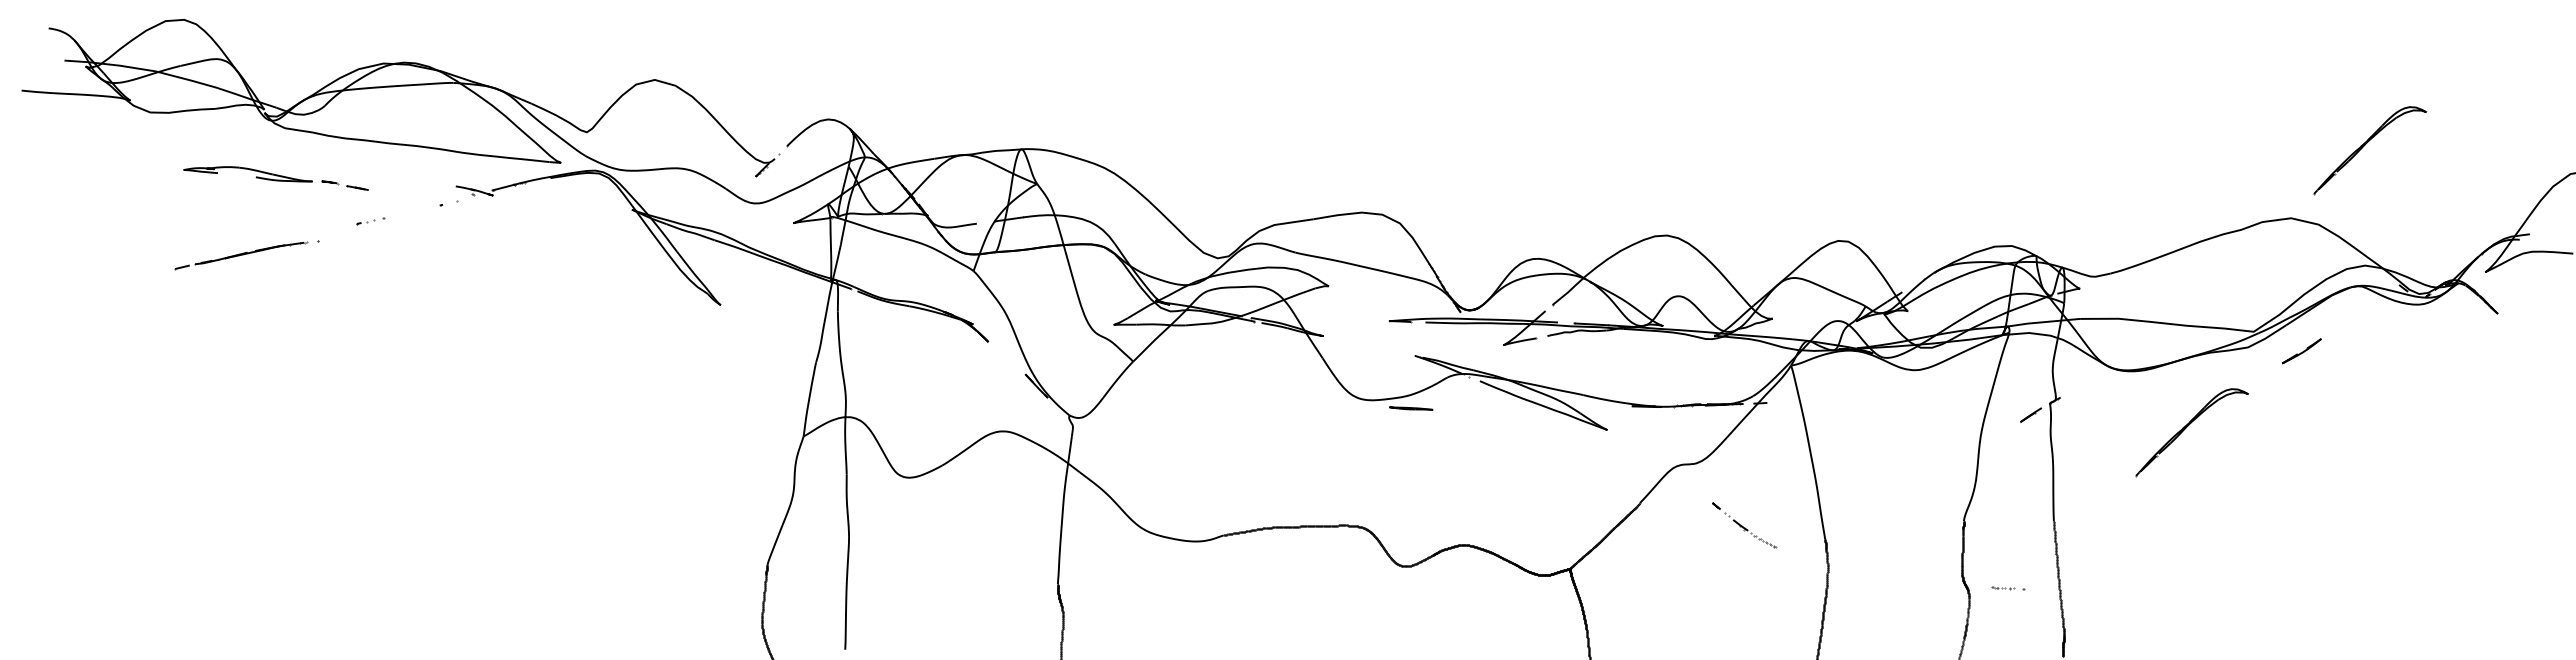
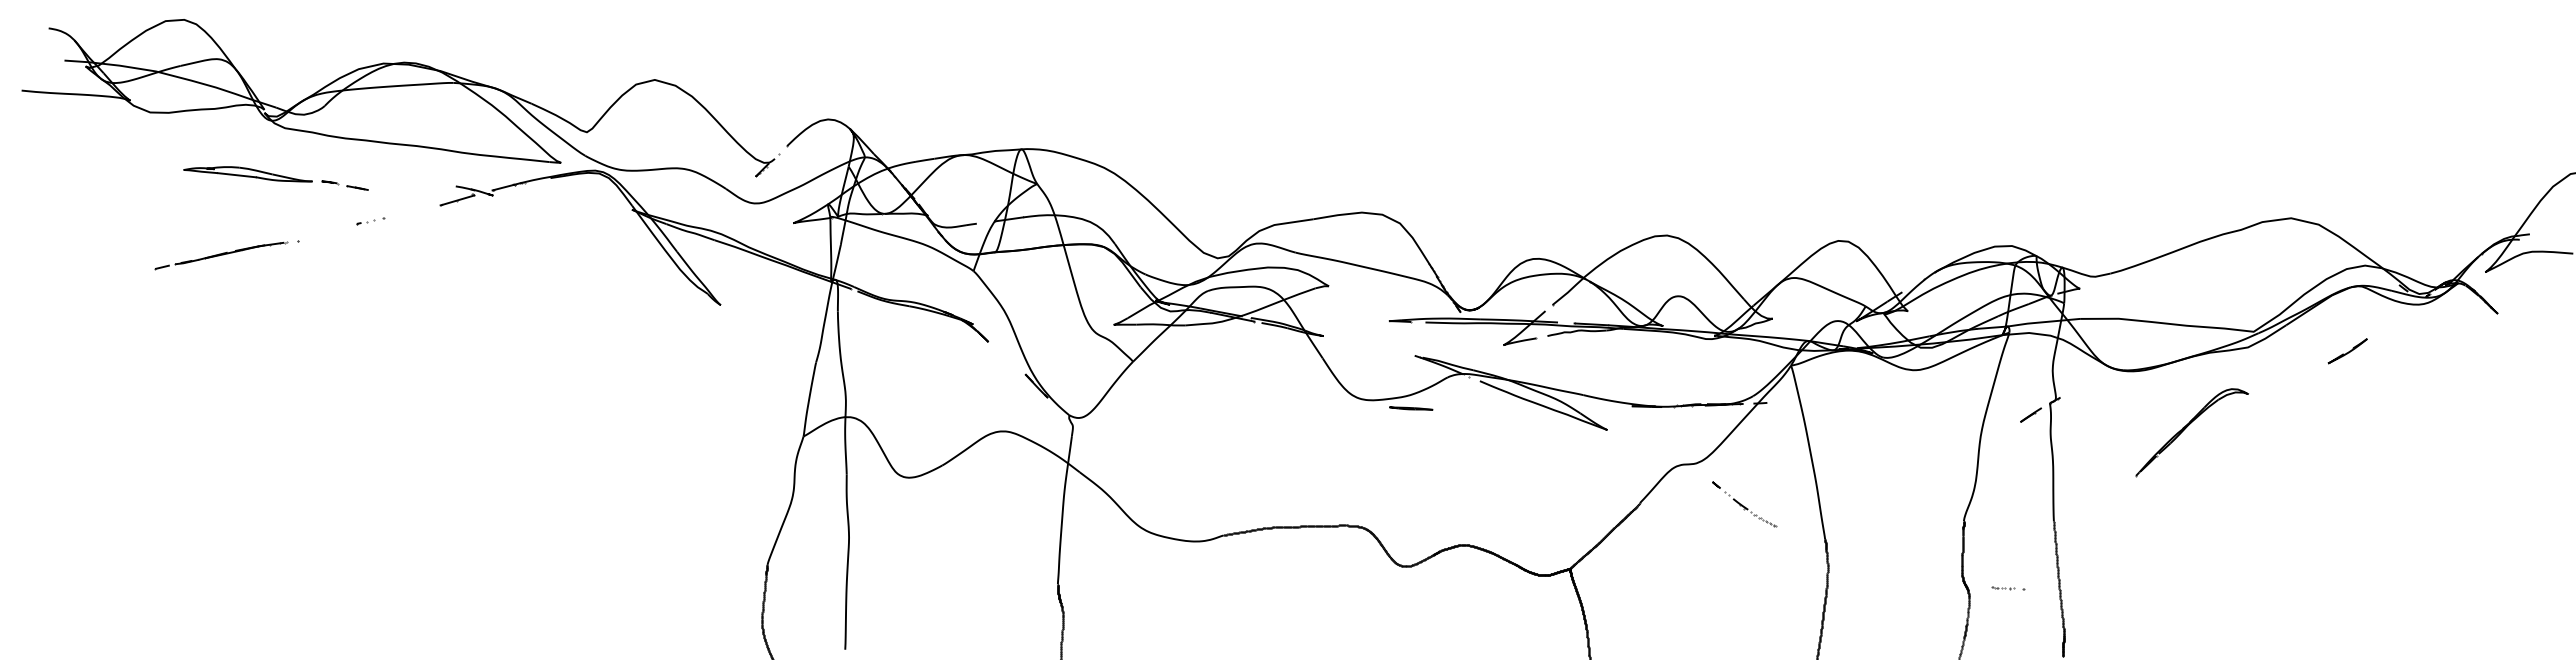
part: present -> none (2365, 145)
line: none -> present (236, 175)
line: none -> present (458, 199)
part position: (246, 255) -> (226, 255) (226, 255)
part position: (2301, 351) -> (2347, 351) (2347, 351)
part position: (1744, 525) -> (1744, 504) (1744, 504)
